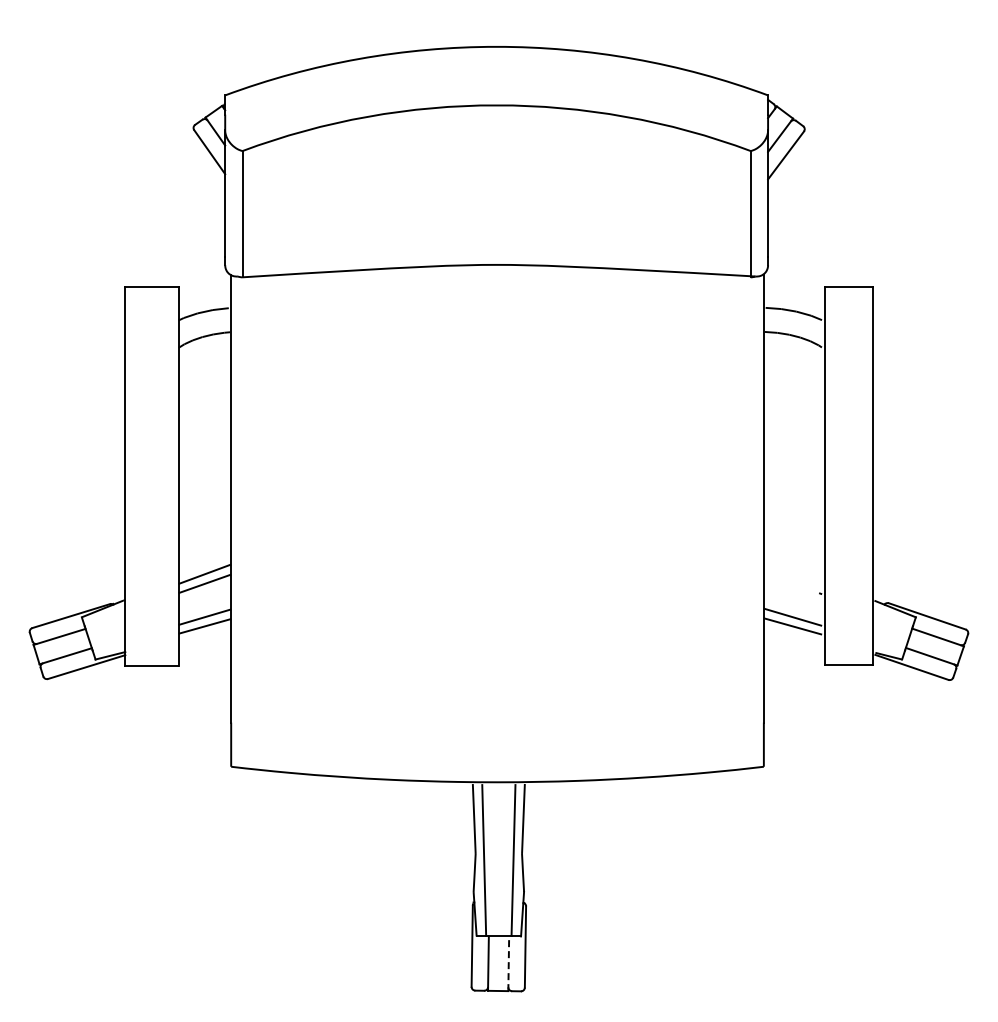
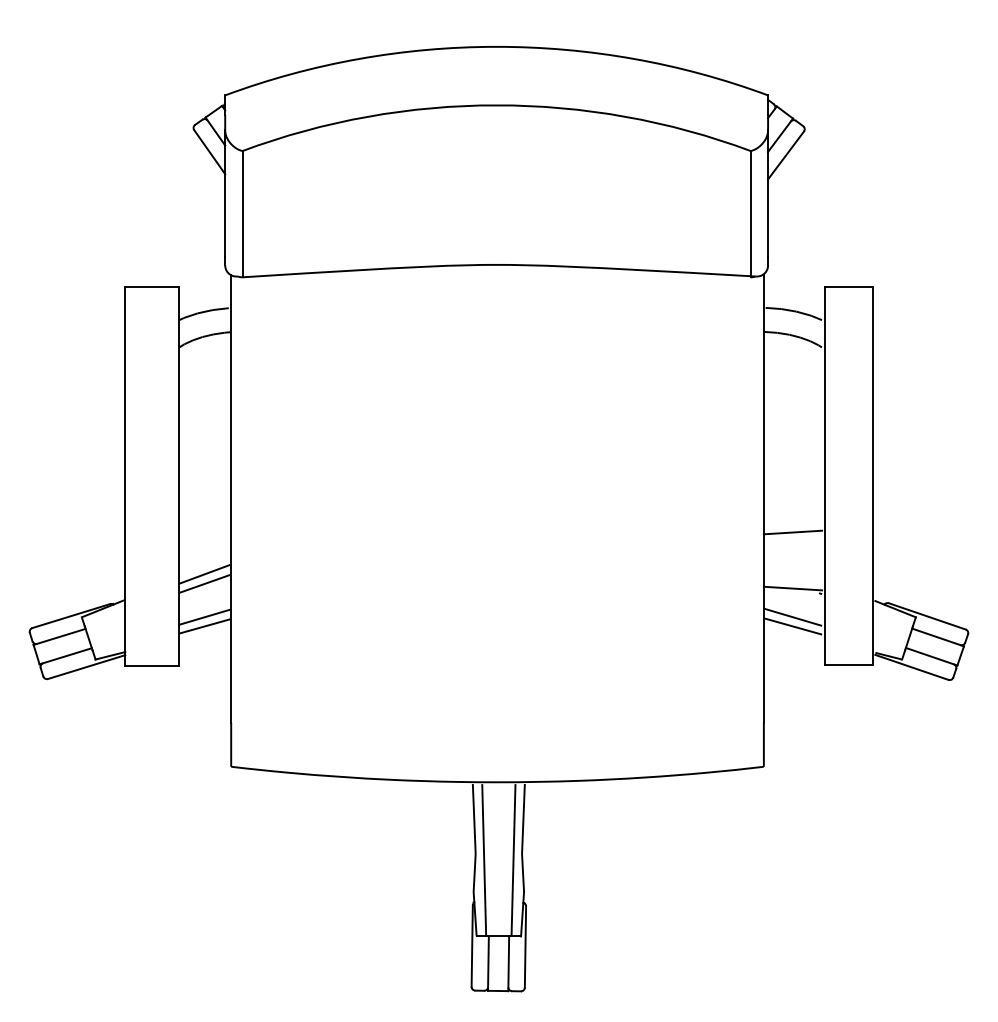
line: none -> present (792, 532)
line: none -> present (792, 588)
line: dashed -> solid (508, 963)
